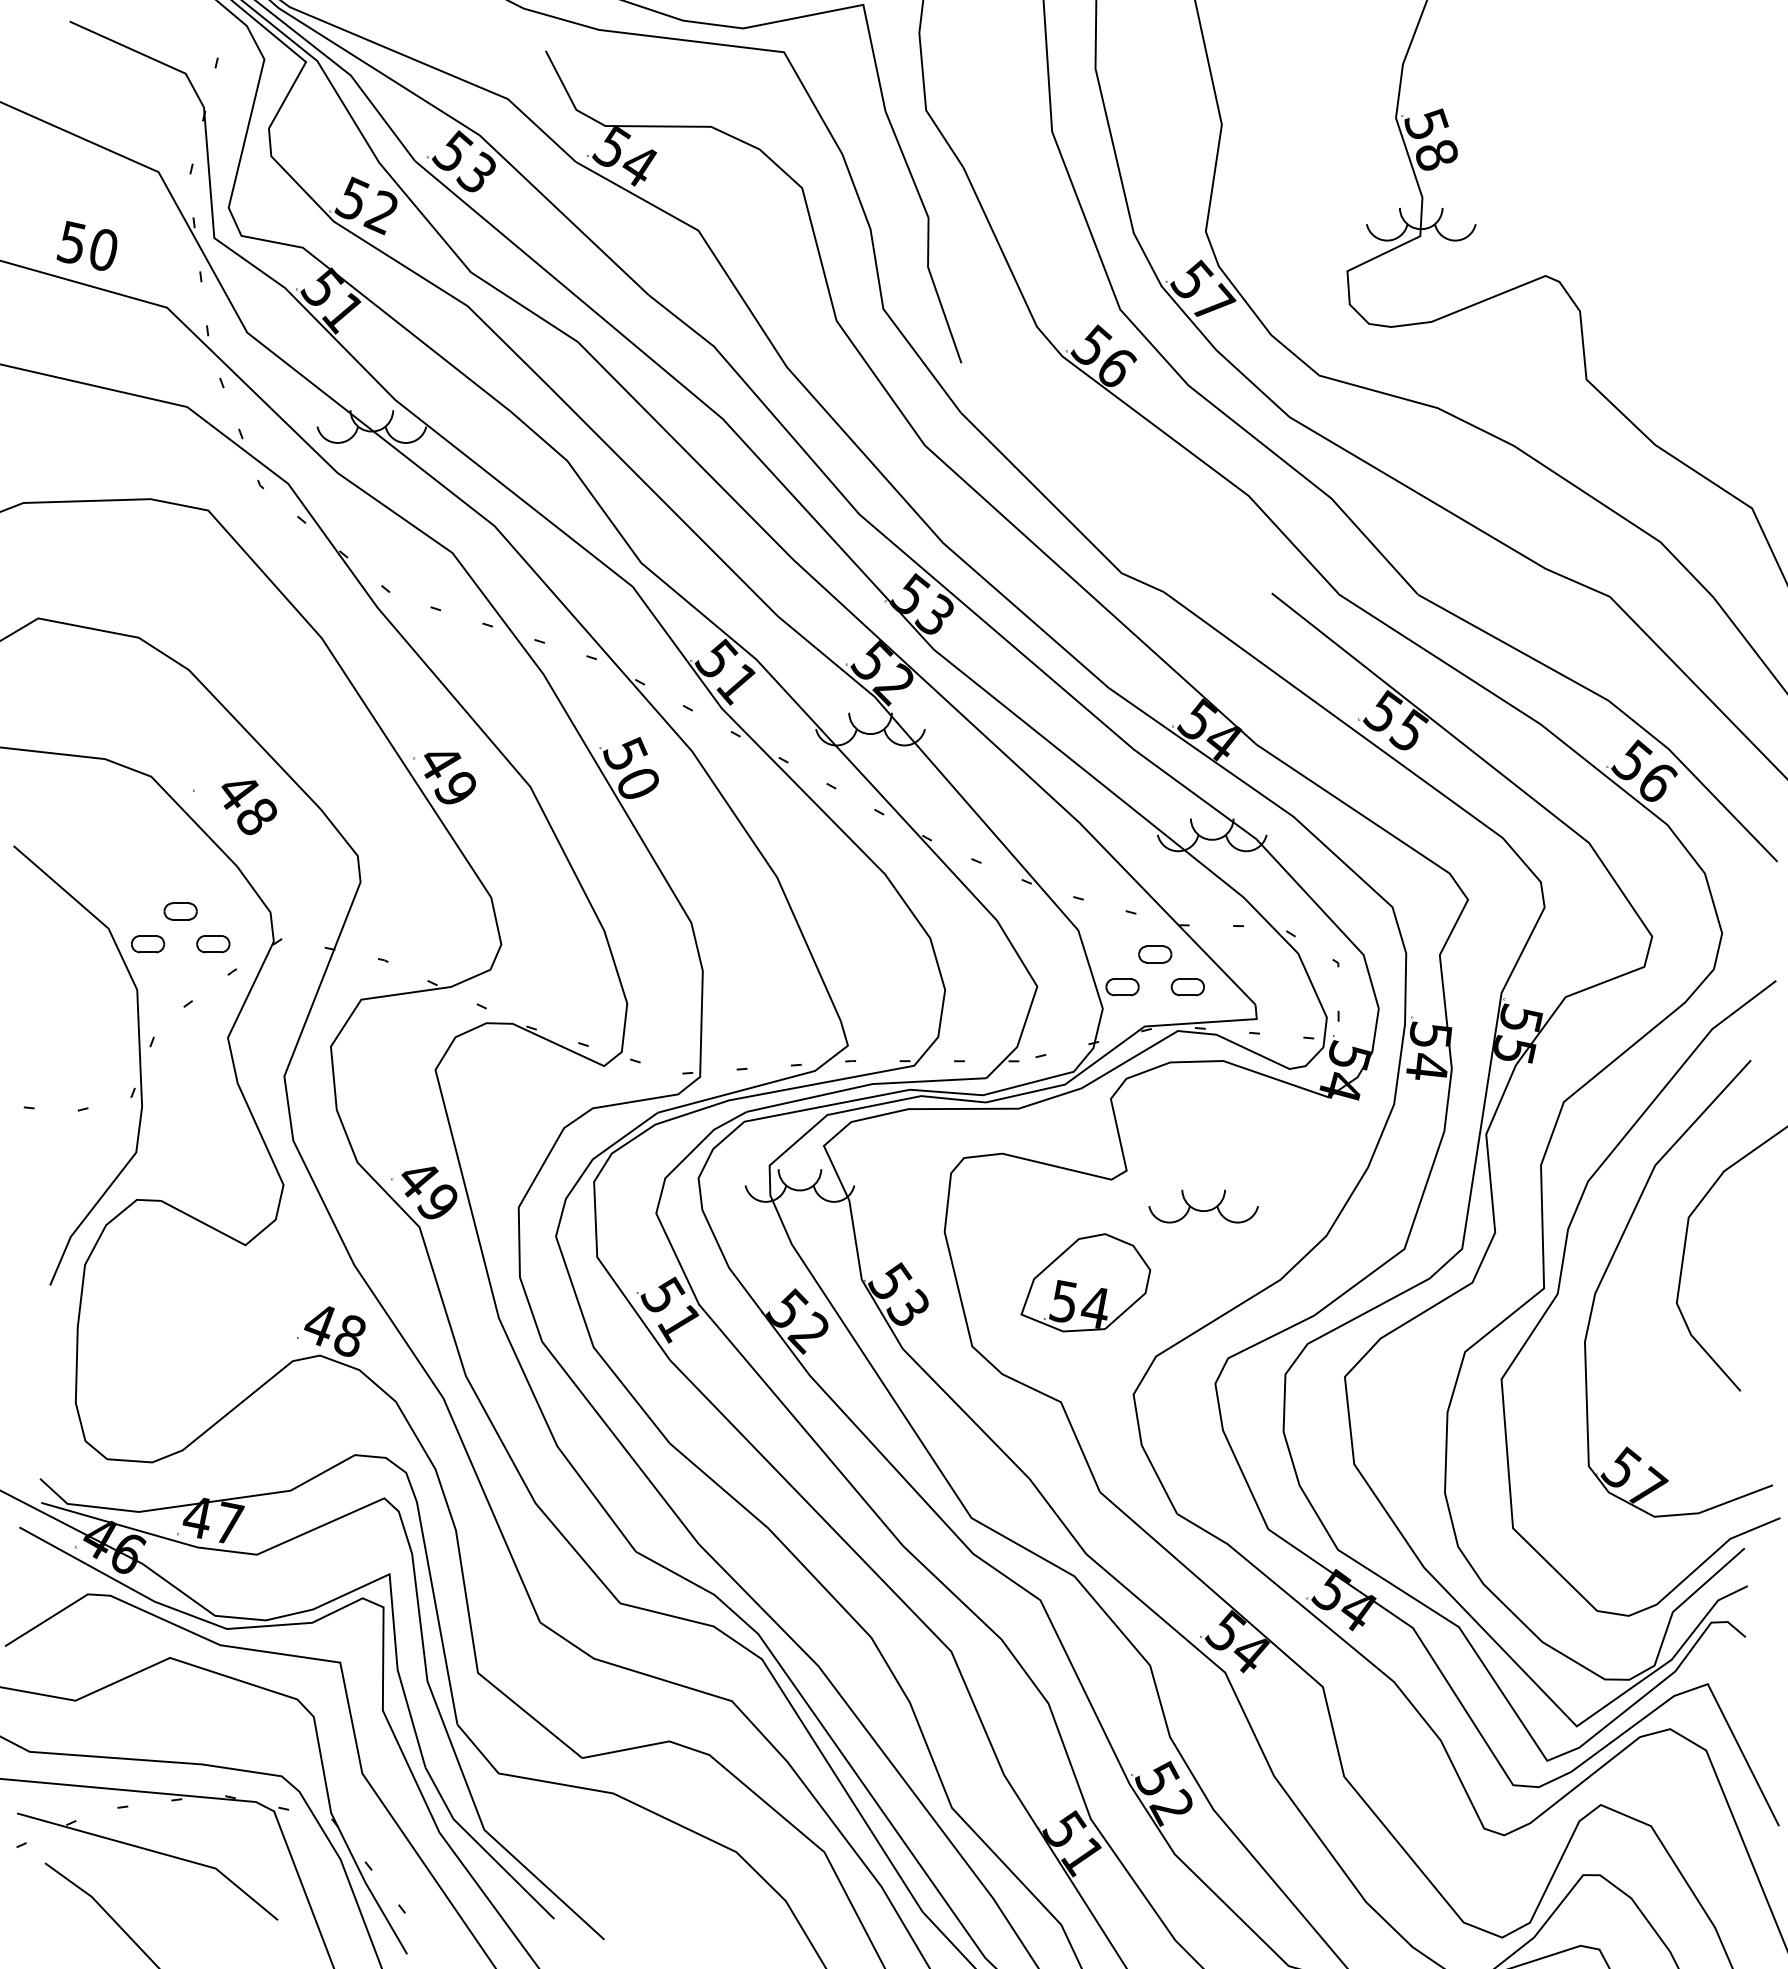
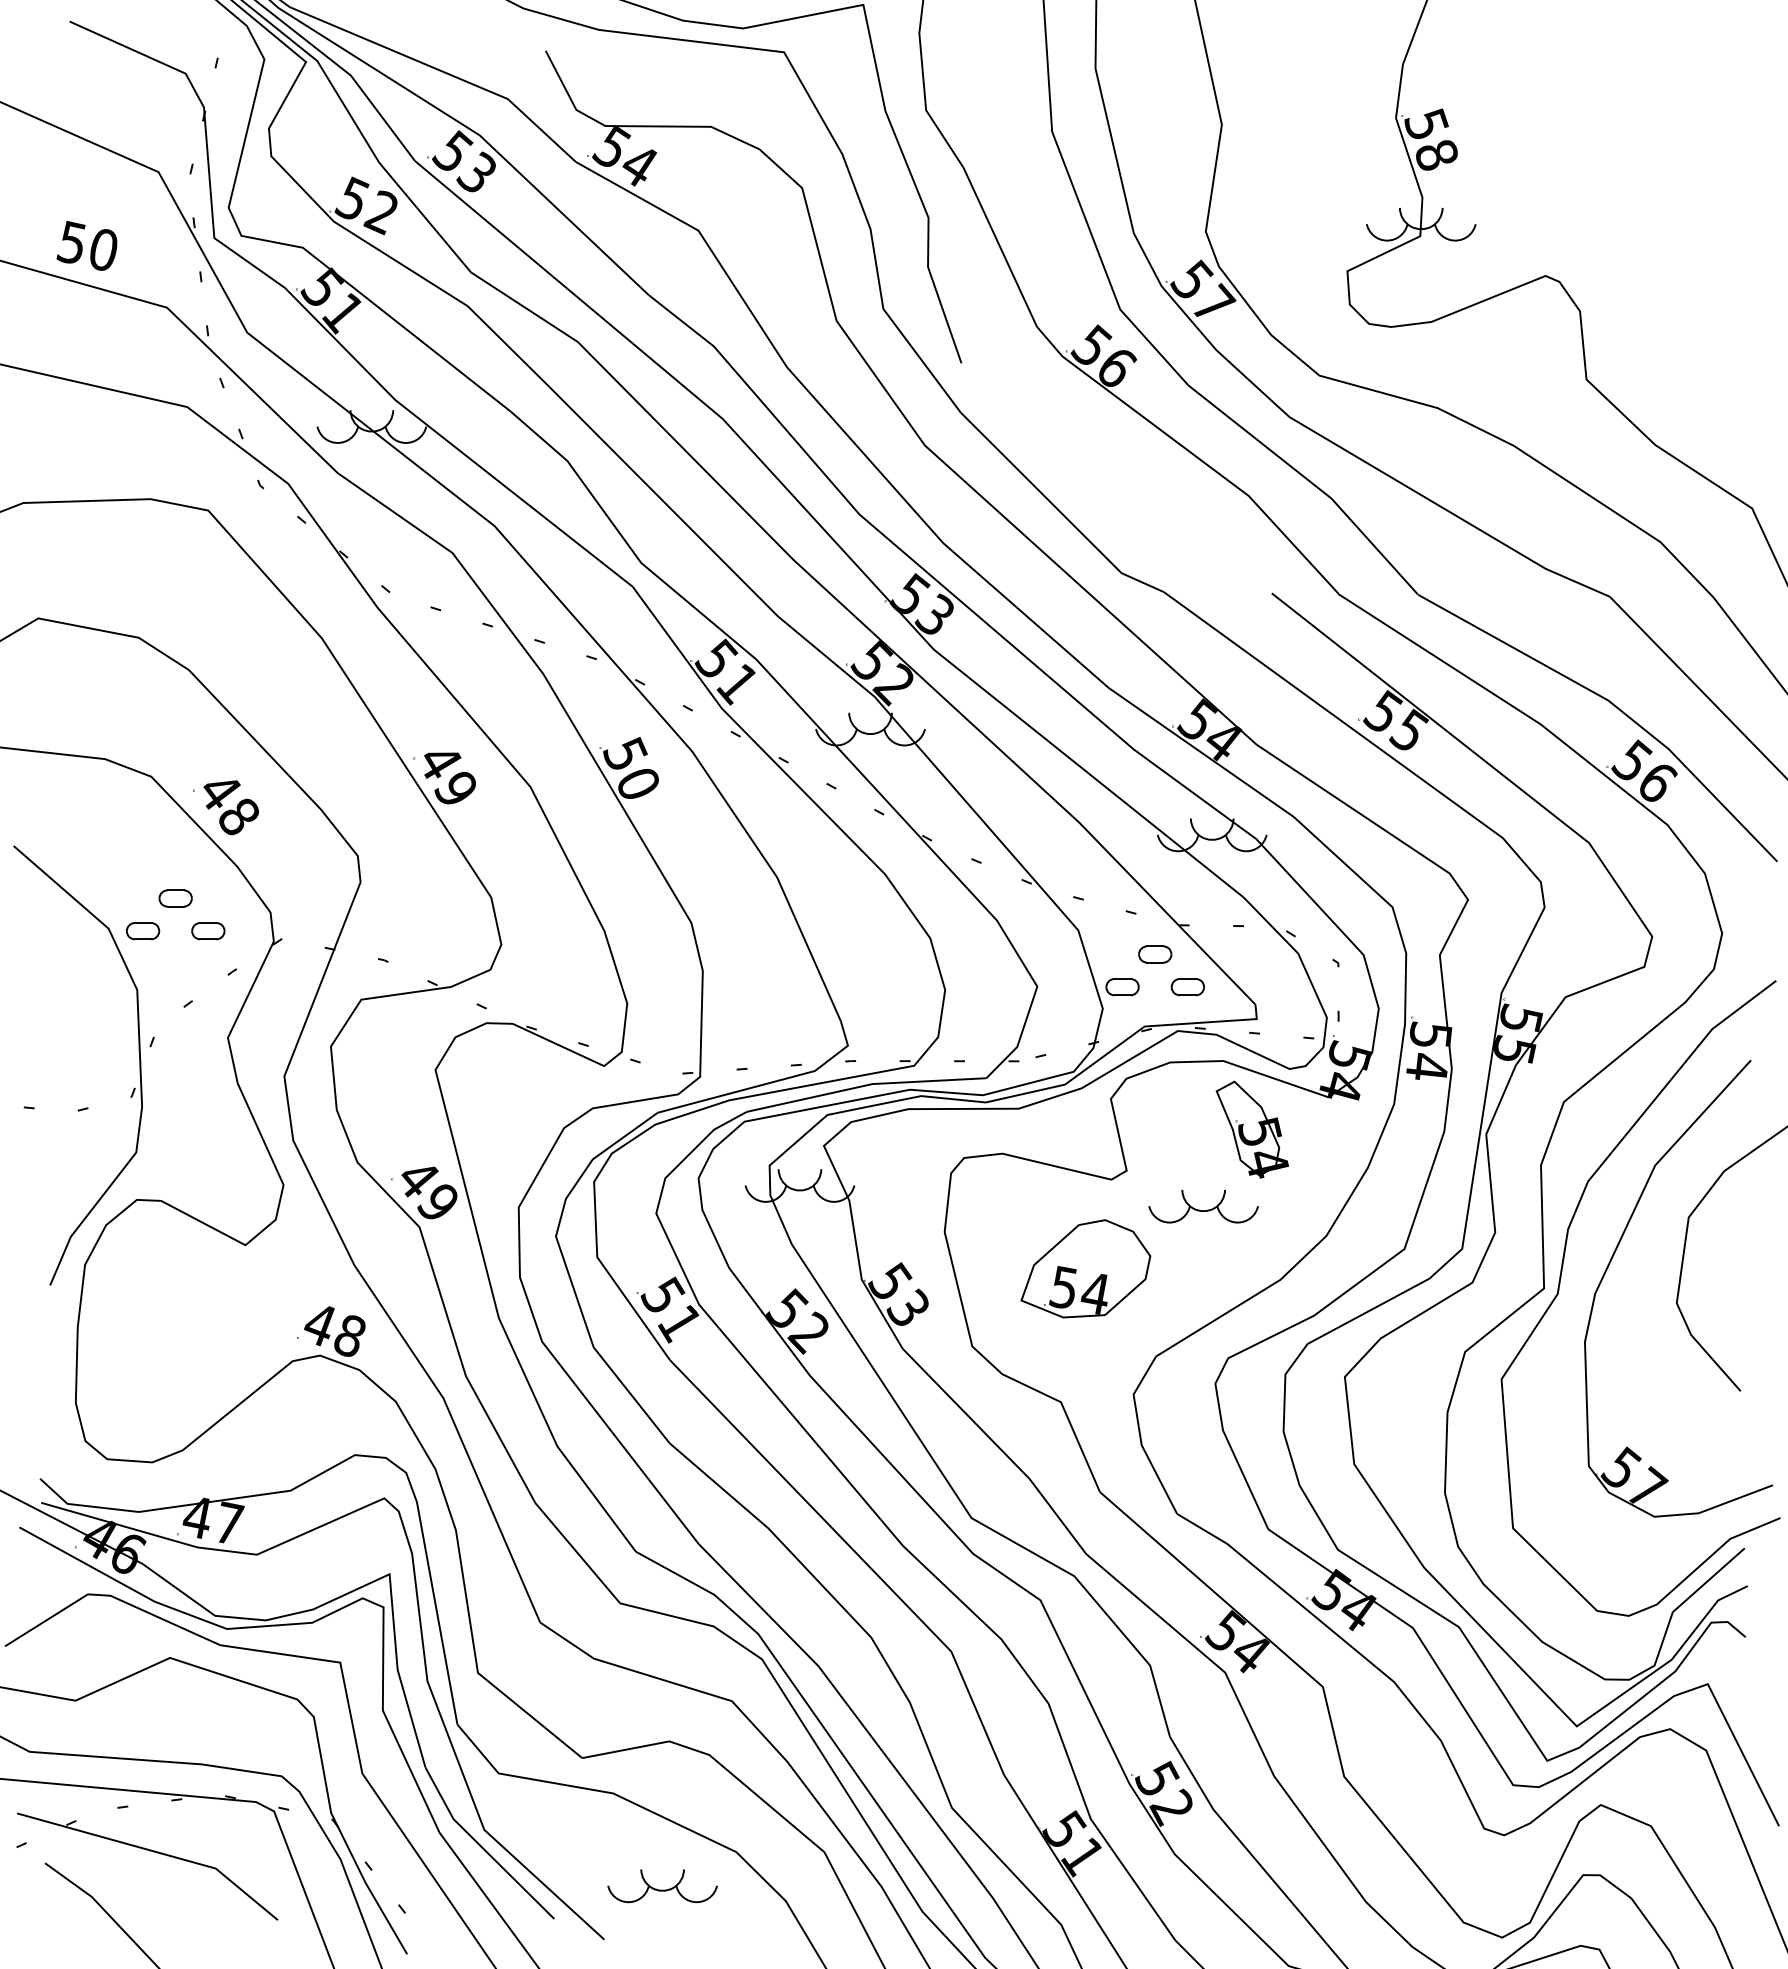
text position: (248, 807) -> (230, 807) (230, 807)
part position: (180, 920) -> (175, 907) (175, 907)
part: none -> present (1251, 1129)
part position: (1085, 1282) -> (1085, 1268) (1085, 1268)
part: none -> present (662, 1886)
